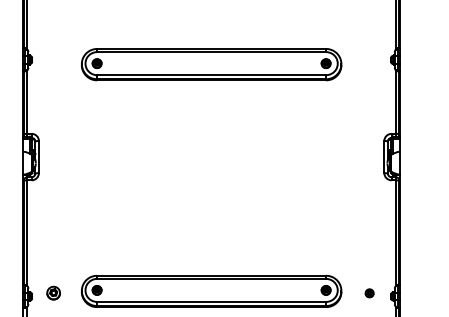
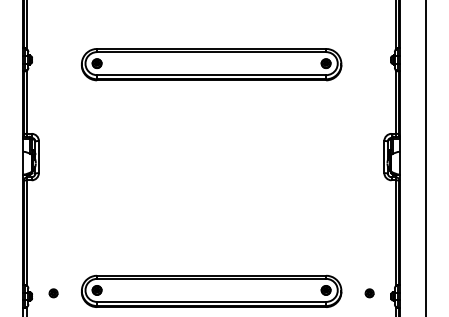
line: none -> present (425, 157)
part size: 15x16 px -> 11x11 px (53, 293)
